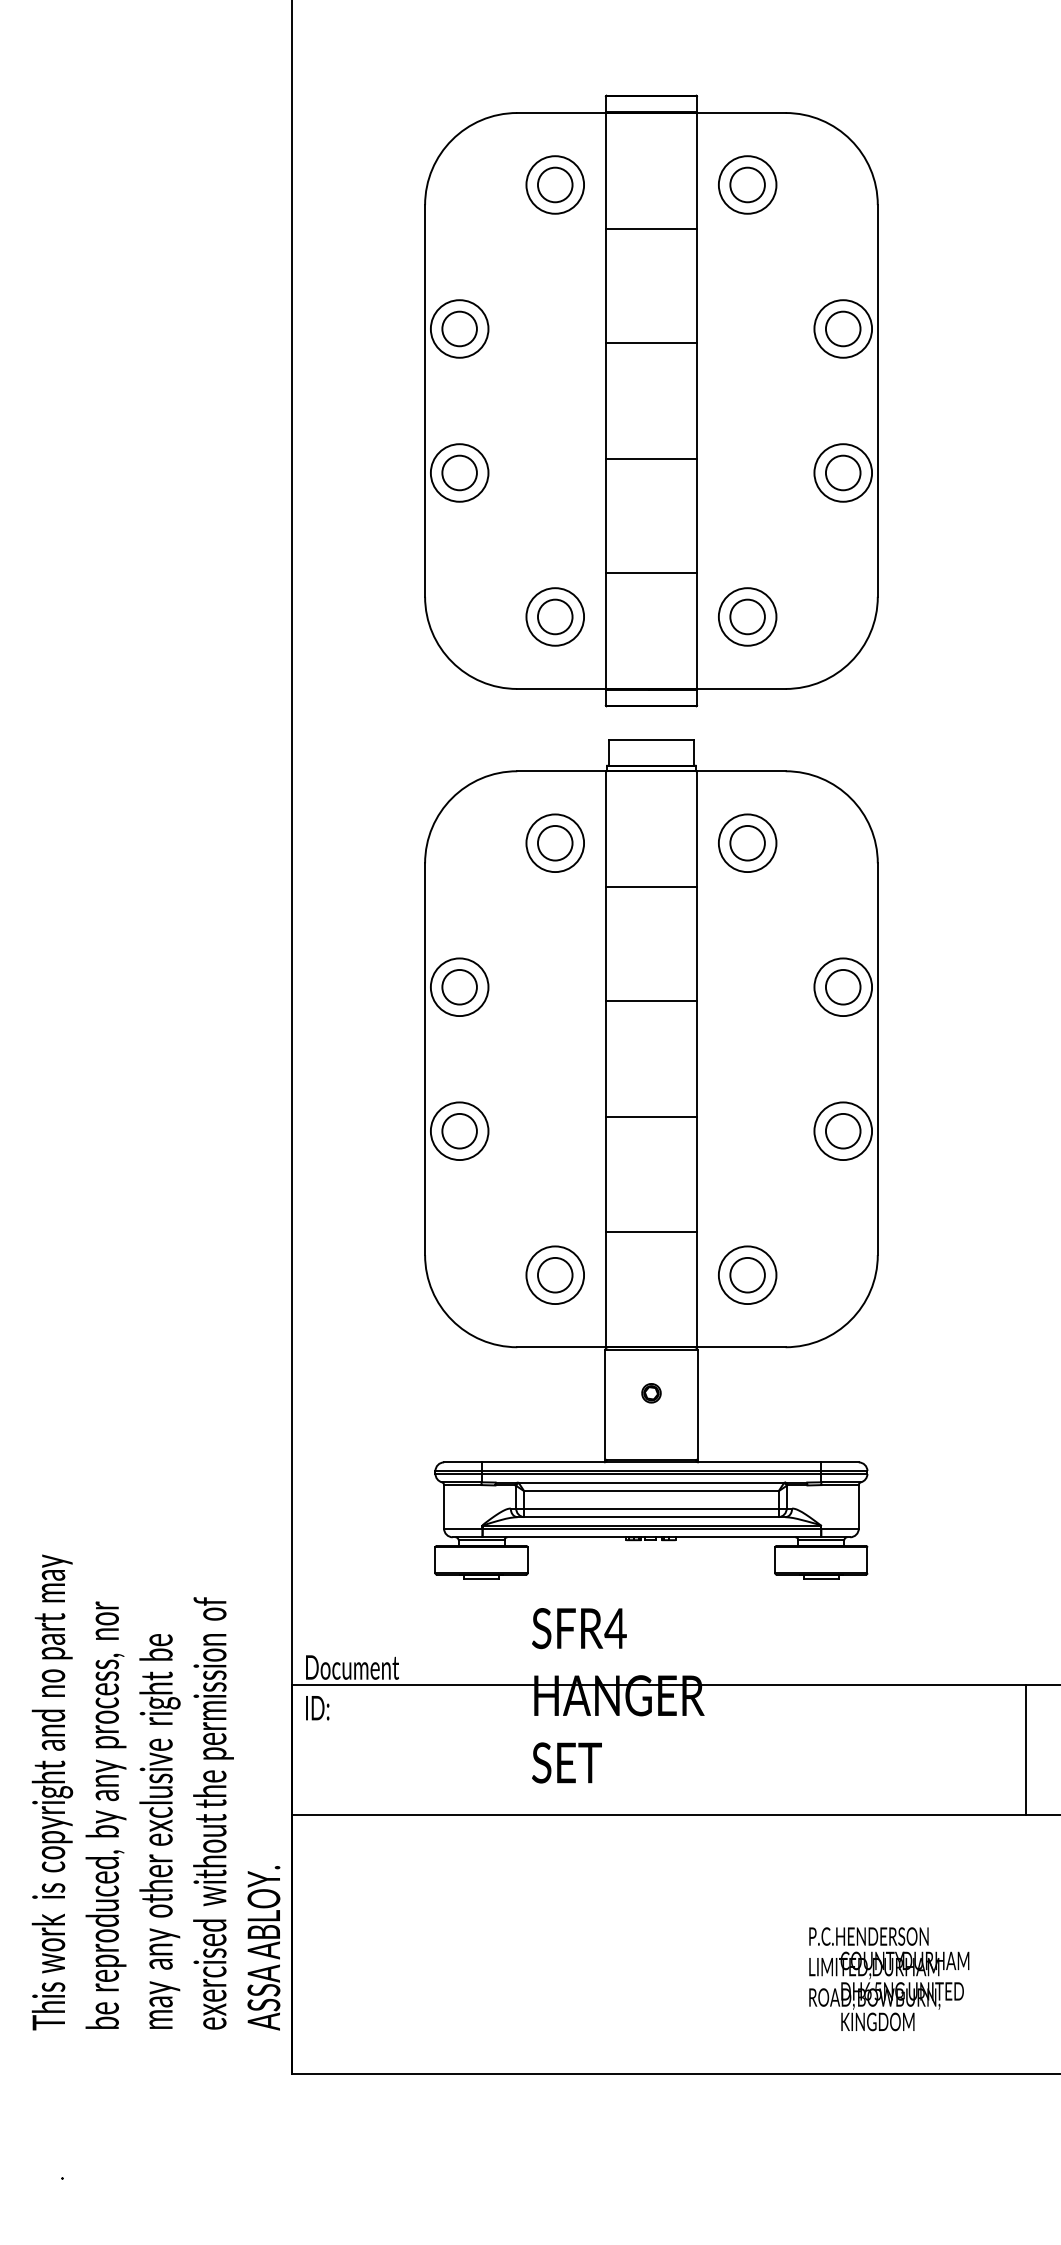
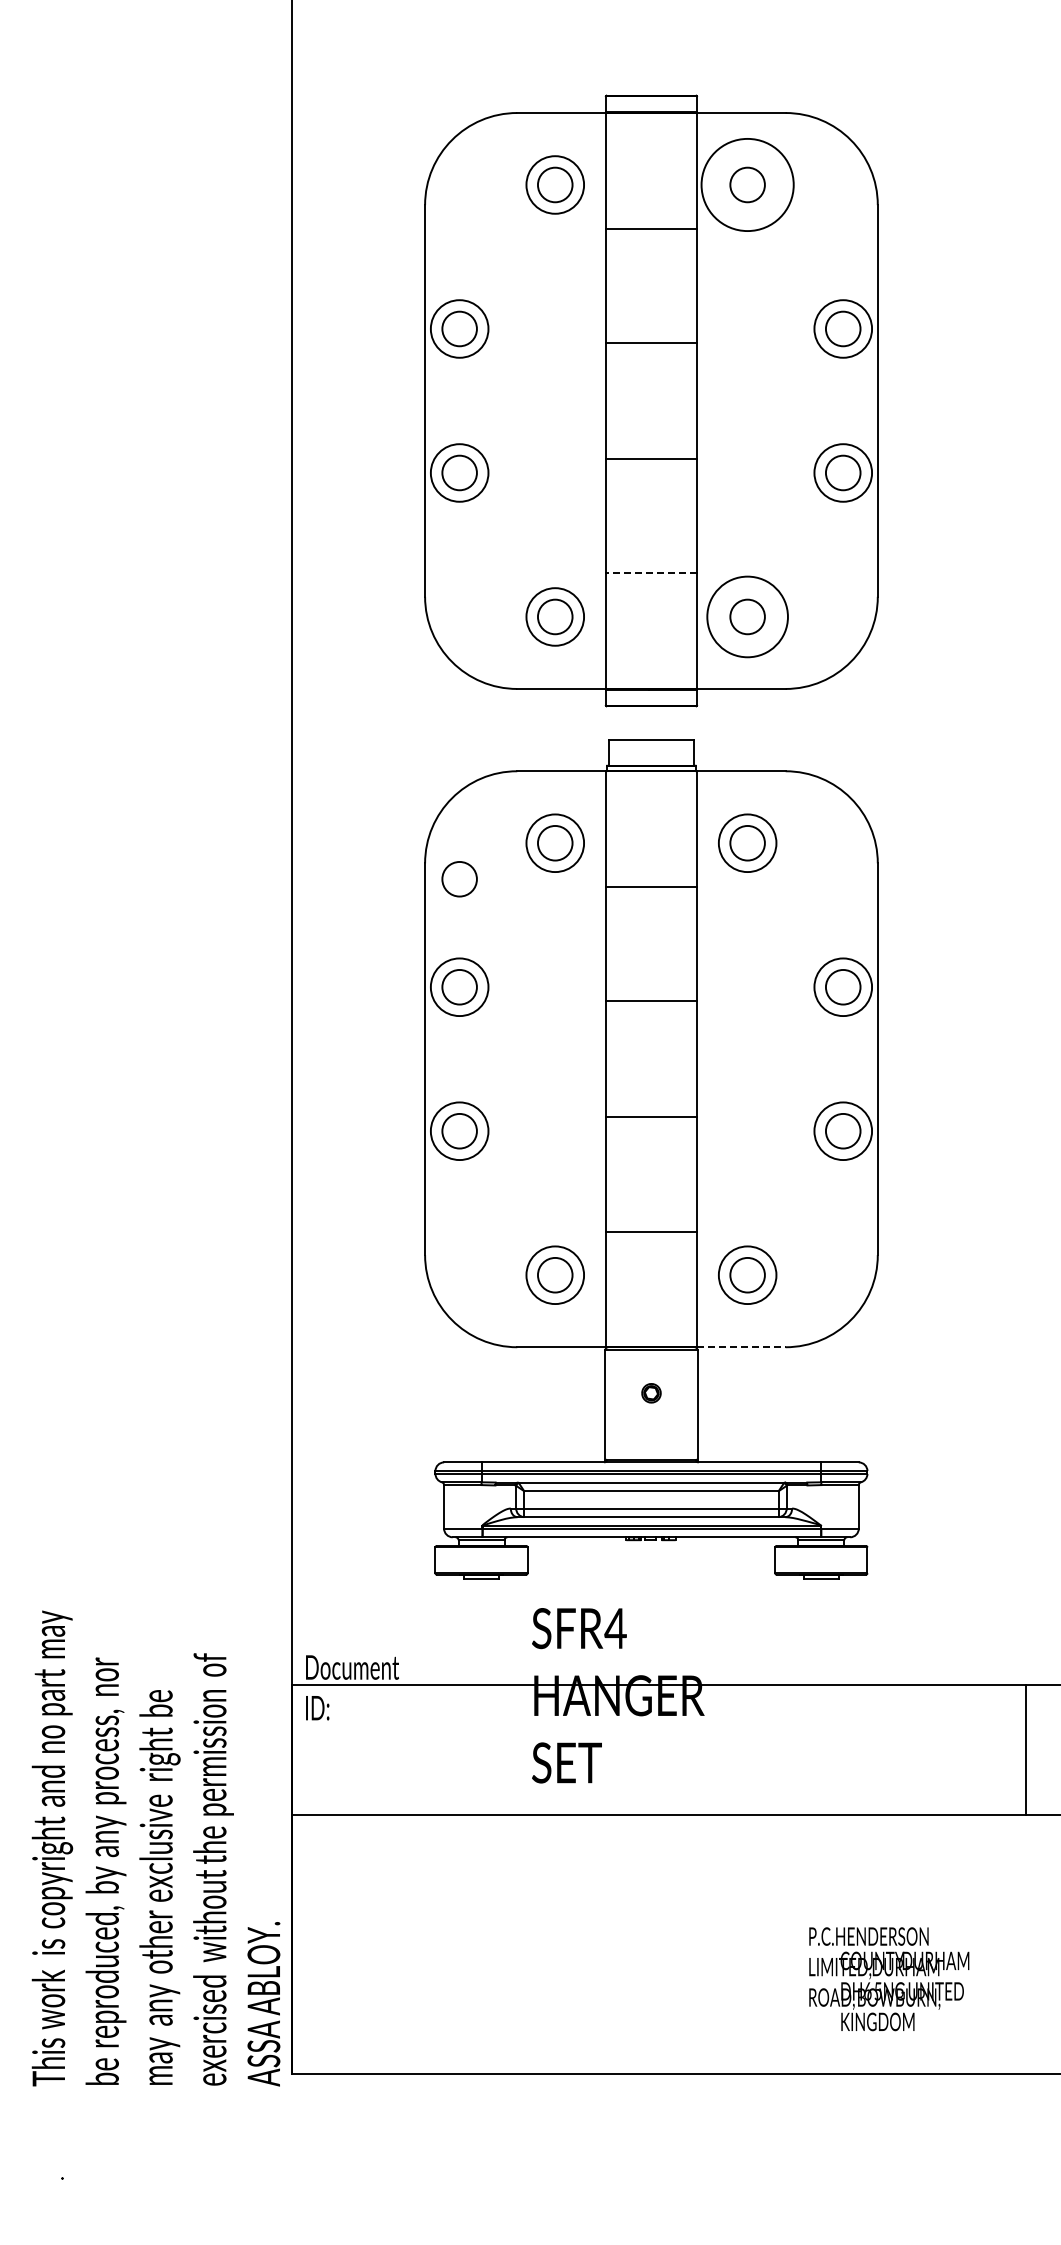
circle diameter: 58 px -> 92 px (747, 184)
line: solid -> dashed (650, 573)
circle diameter: 58 px -> 81 px (747, 616)
circle: none -> present (459, 879)
line: solid -> dashed (741, 1347)
text position: (155, 1792) -> (155, 1848) (155, 1848)
